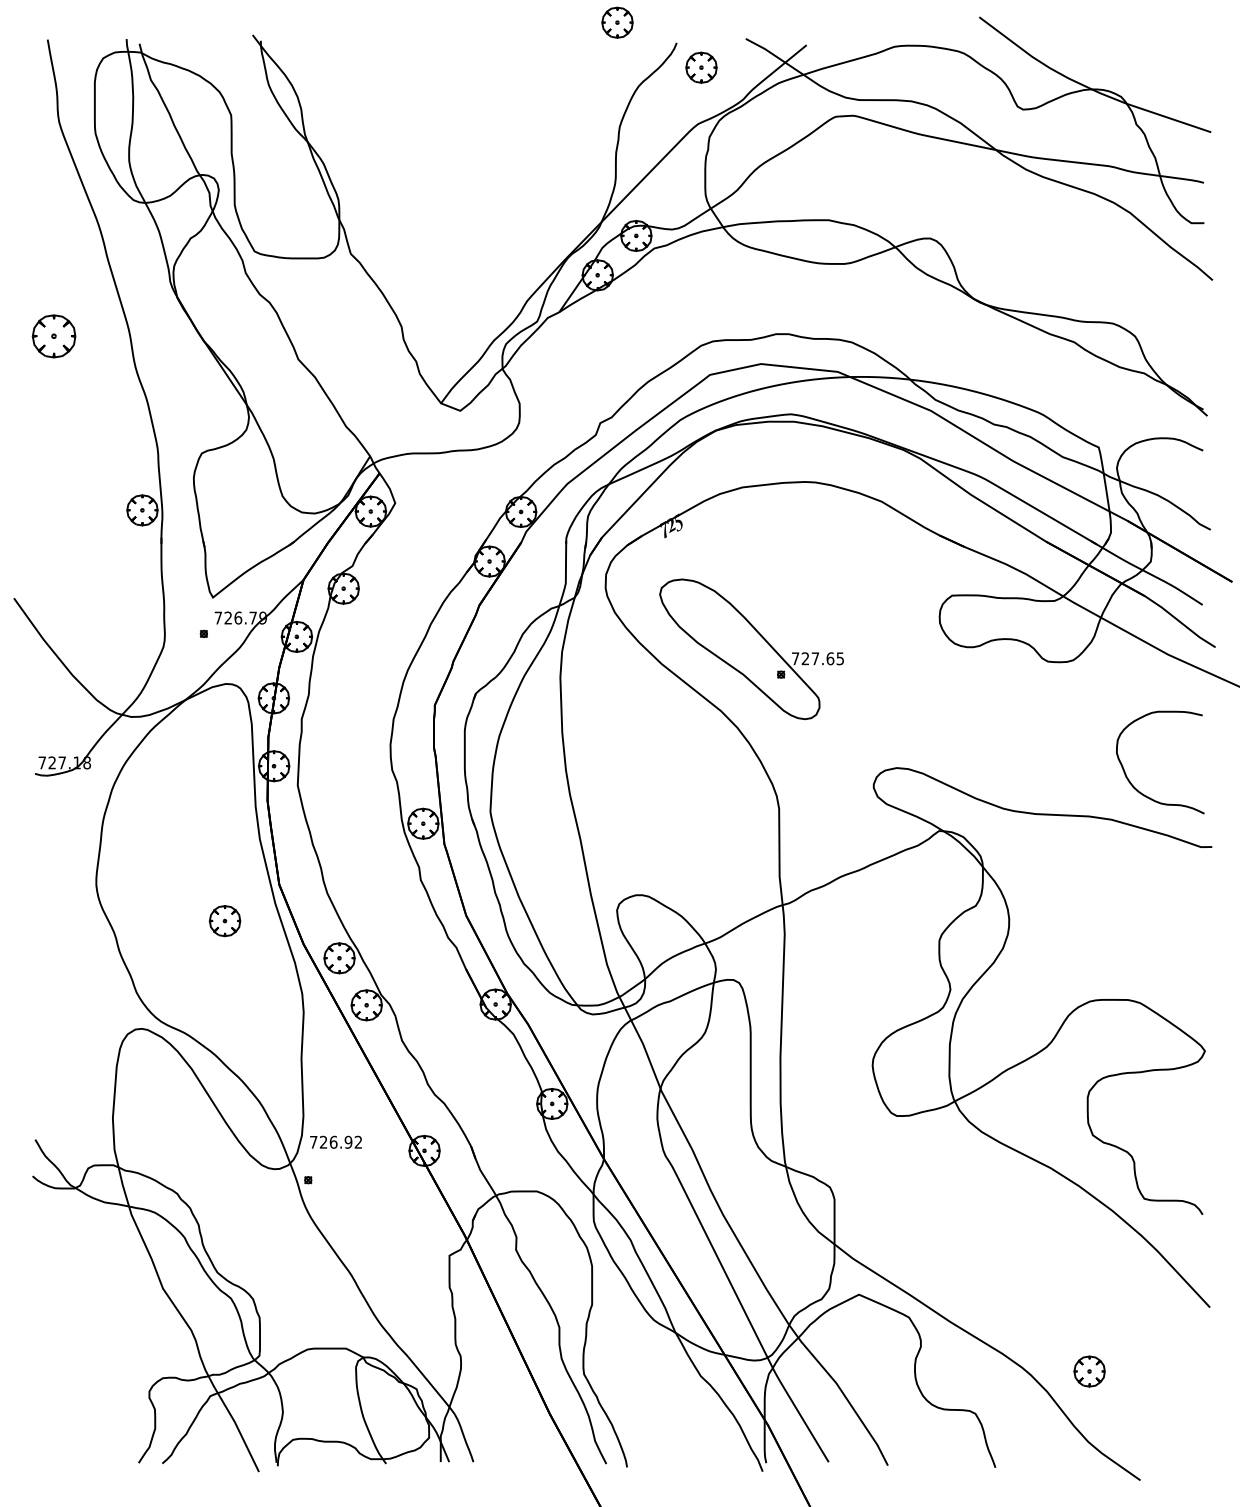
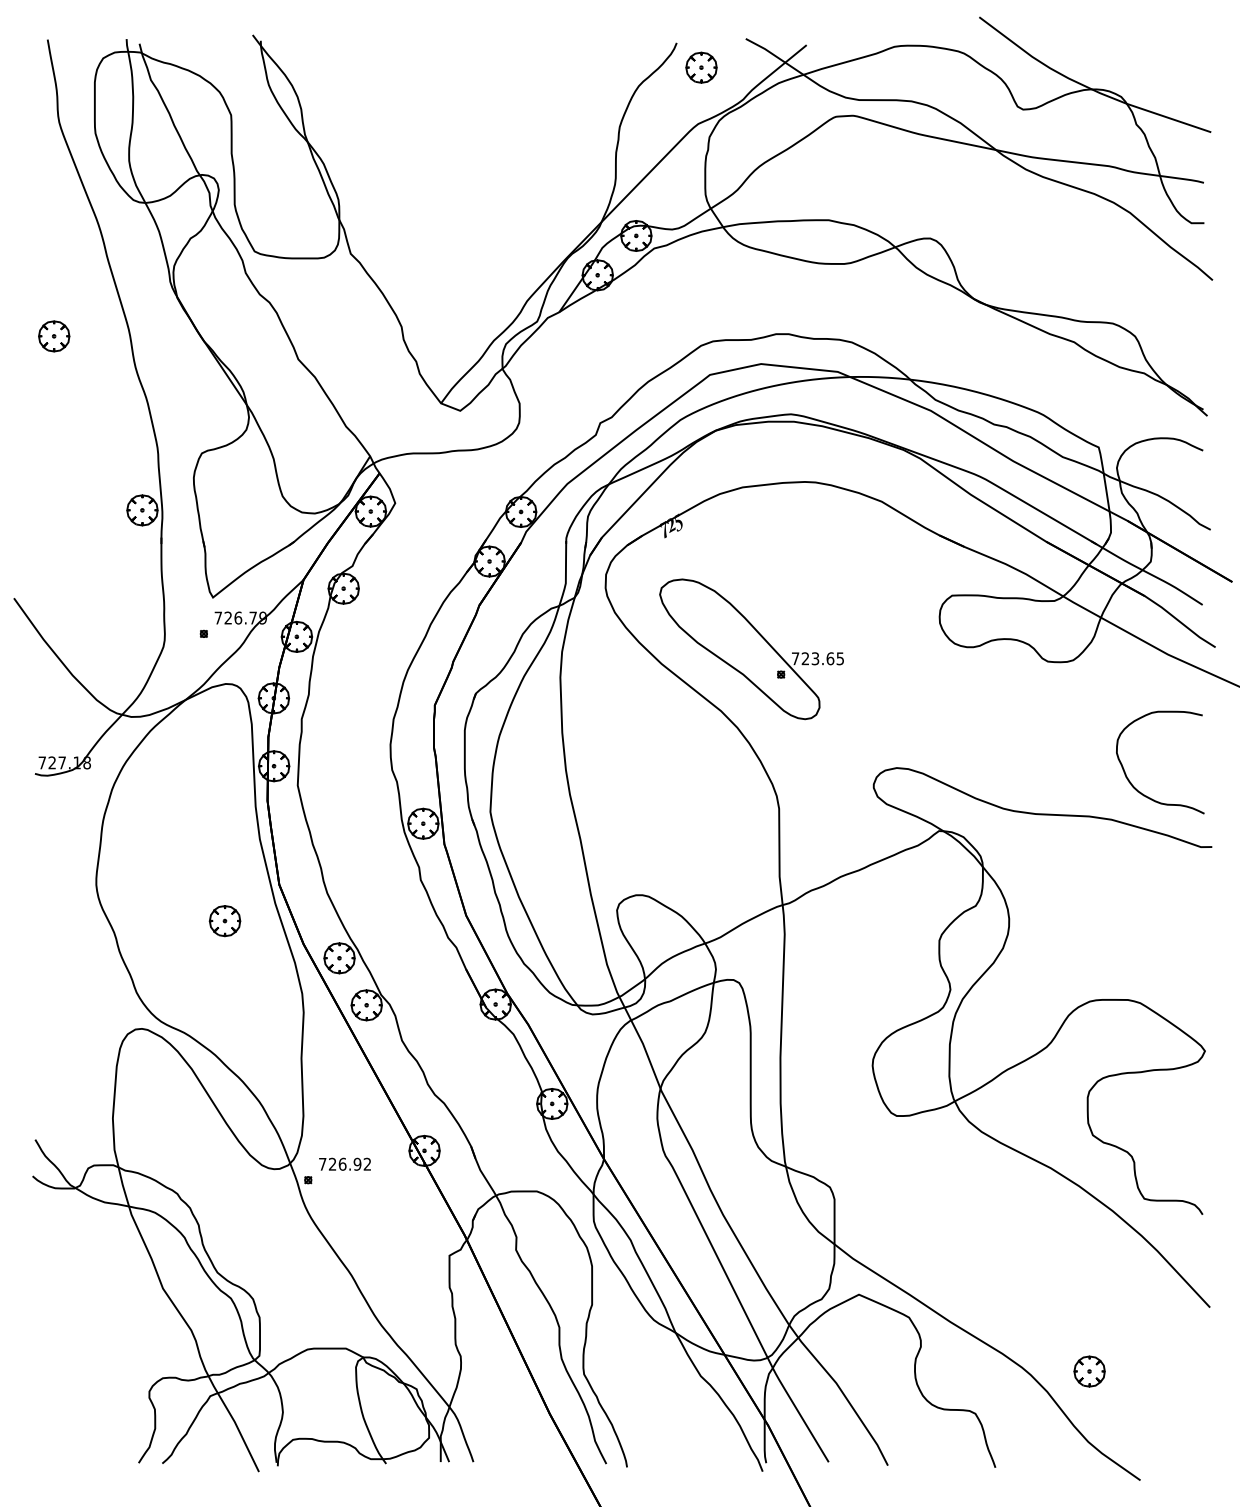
part: present -> none (617, 22)
part size: 46x45 px -> 33x33 px (54, 336)
text: 727.65 -> 723.65 (815, 658)
text position: (335, 1141) -> (344, 1163) (344, 1163)
